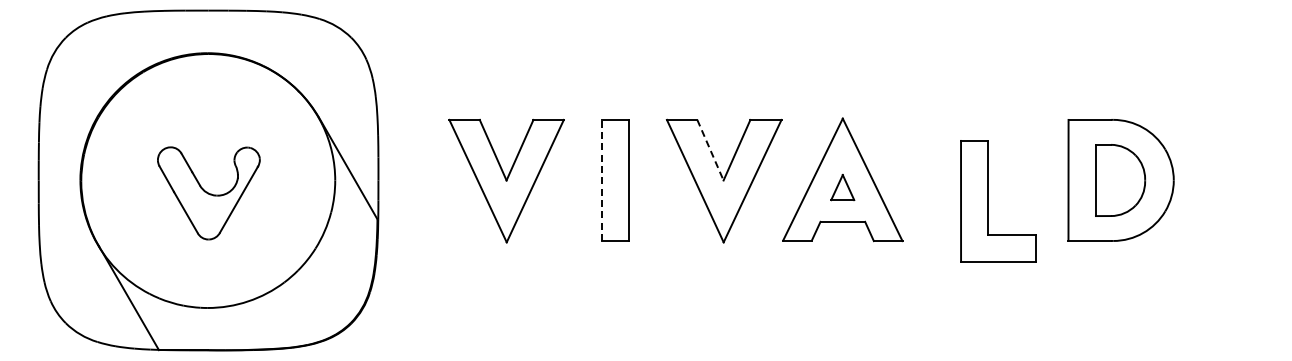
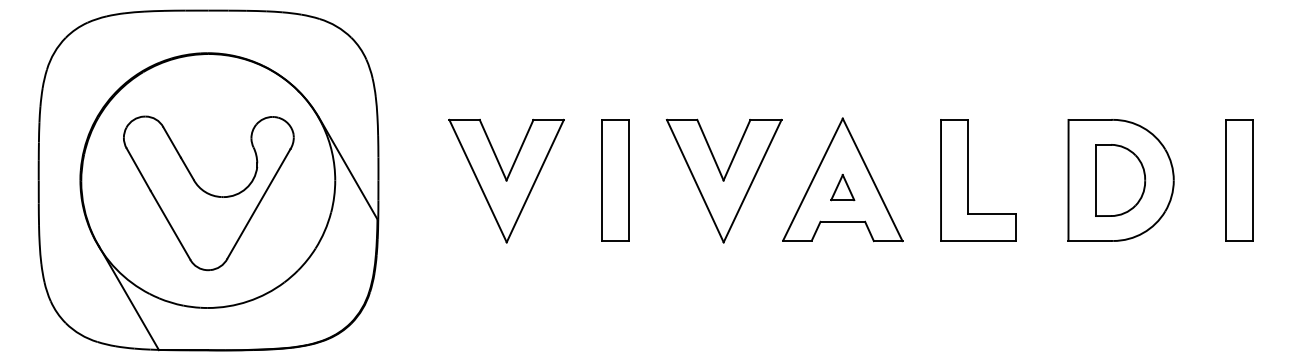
line: dashed -> solid (710, 150)
line: dashed -> solid (601, 180)
part: none -> present (1239, 180)
part size: 104x95 px -> 172x157 px (208, 193)
part position: (988, 201) -> (968, 180) (968, 180)
